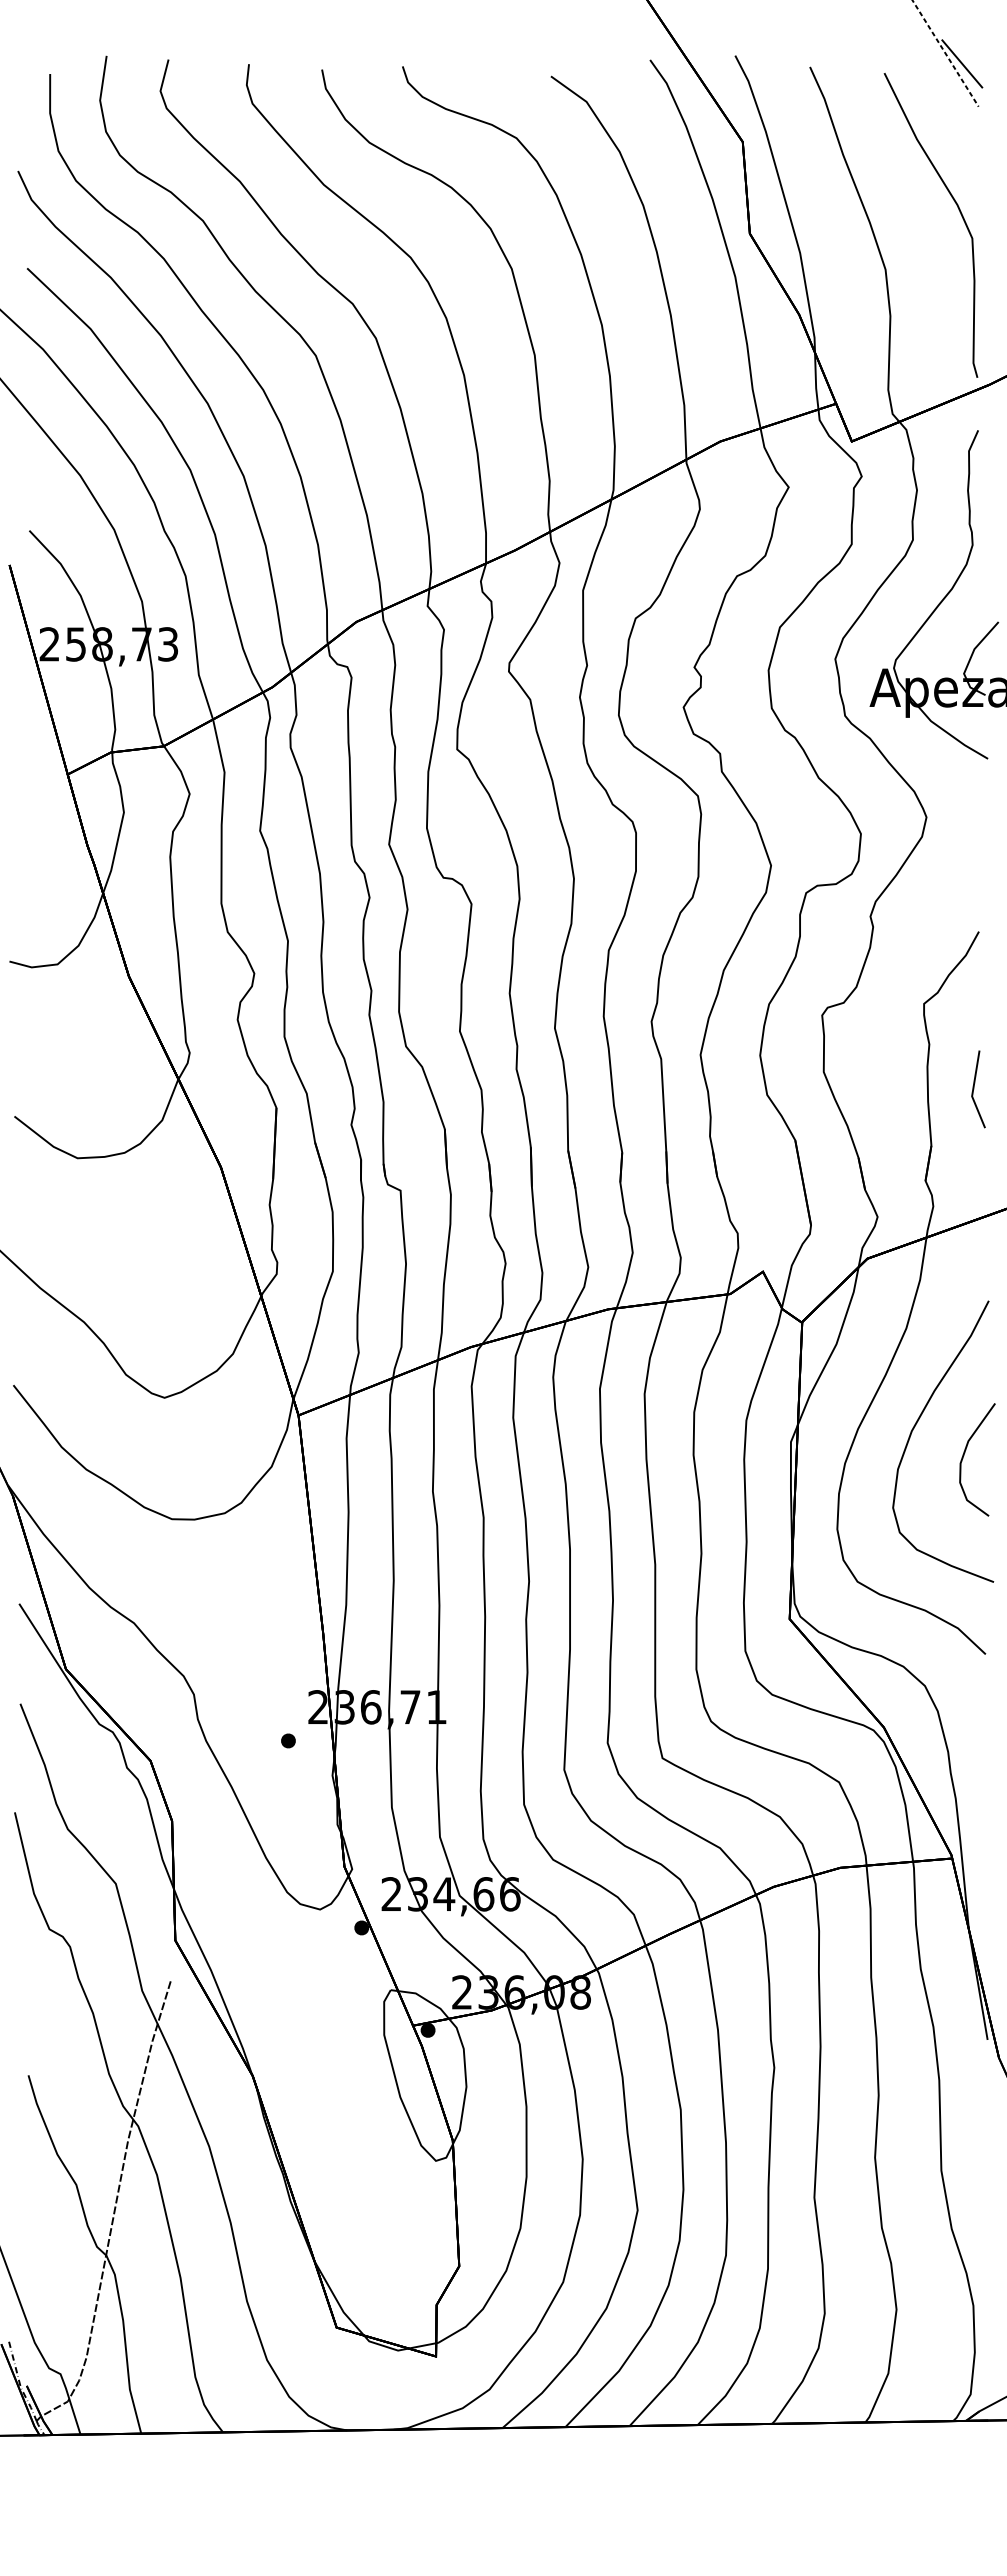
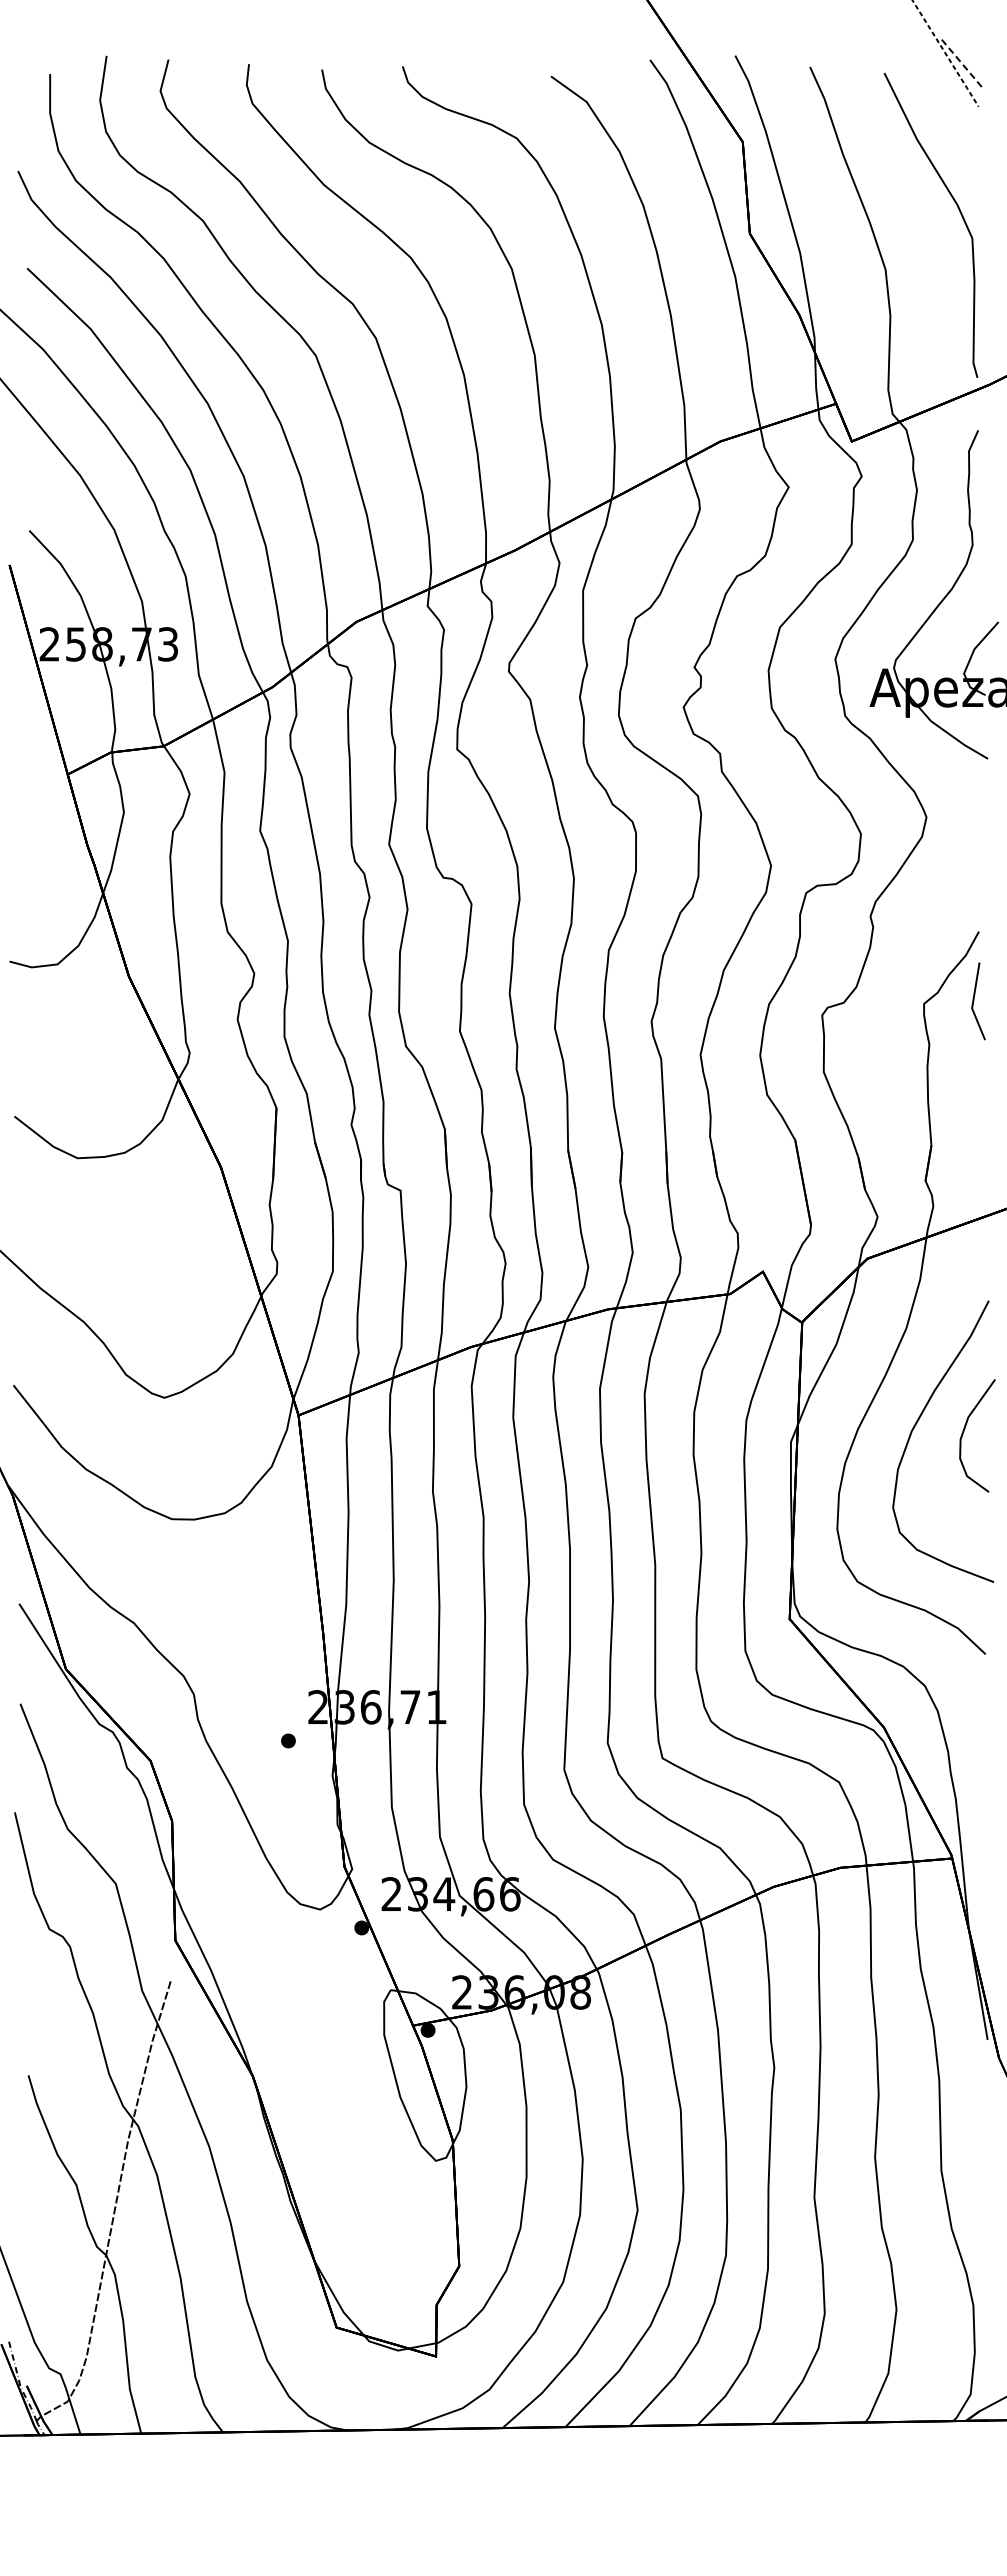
line: solid -> dashed (962, 63)
line position: (974, 1089) -> (974, 1001) (974, 1001)
curve position: (964, 1455) -> (964, 1431) (964, 1431)
